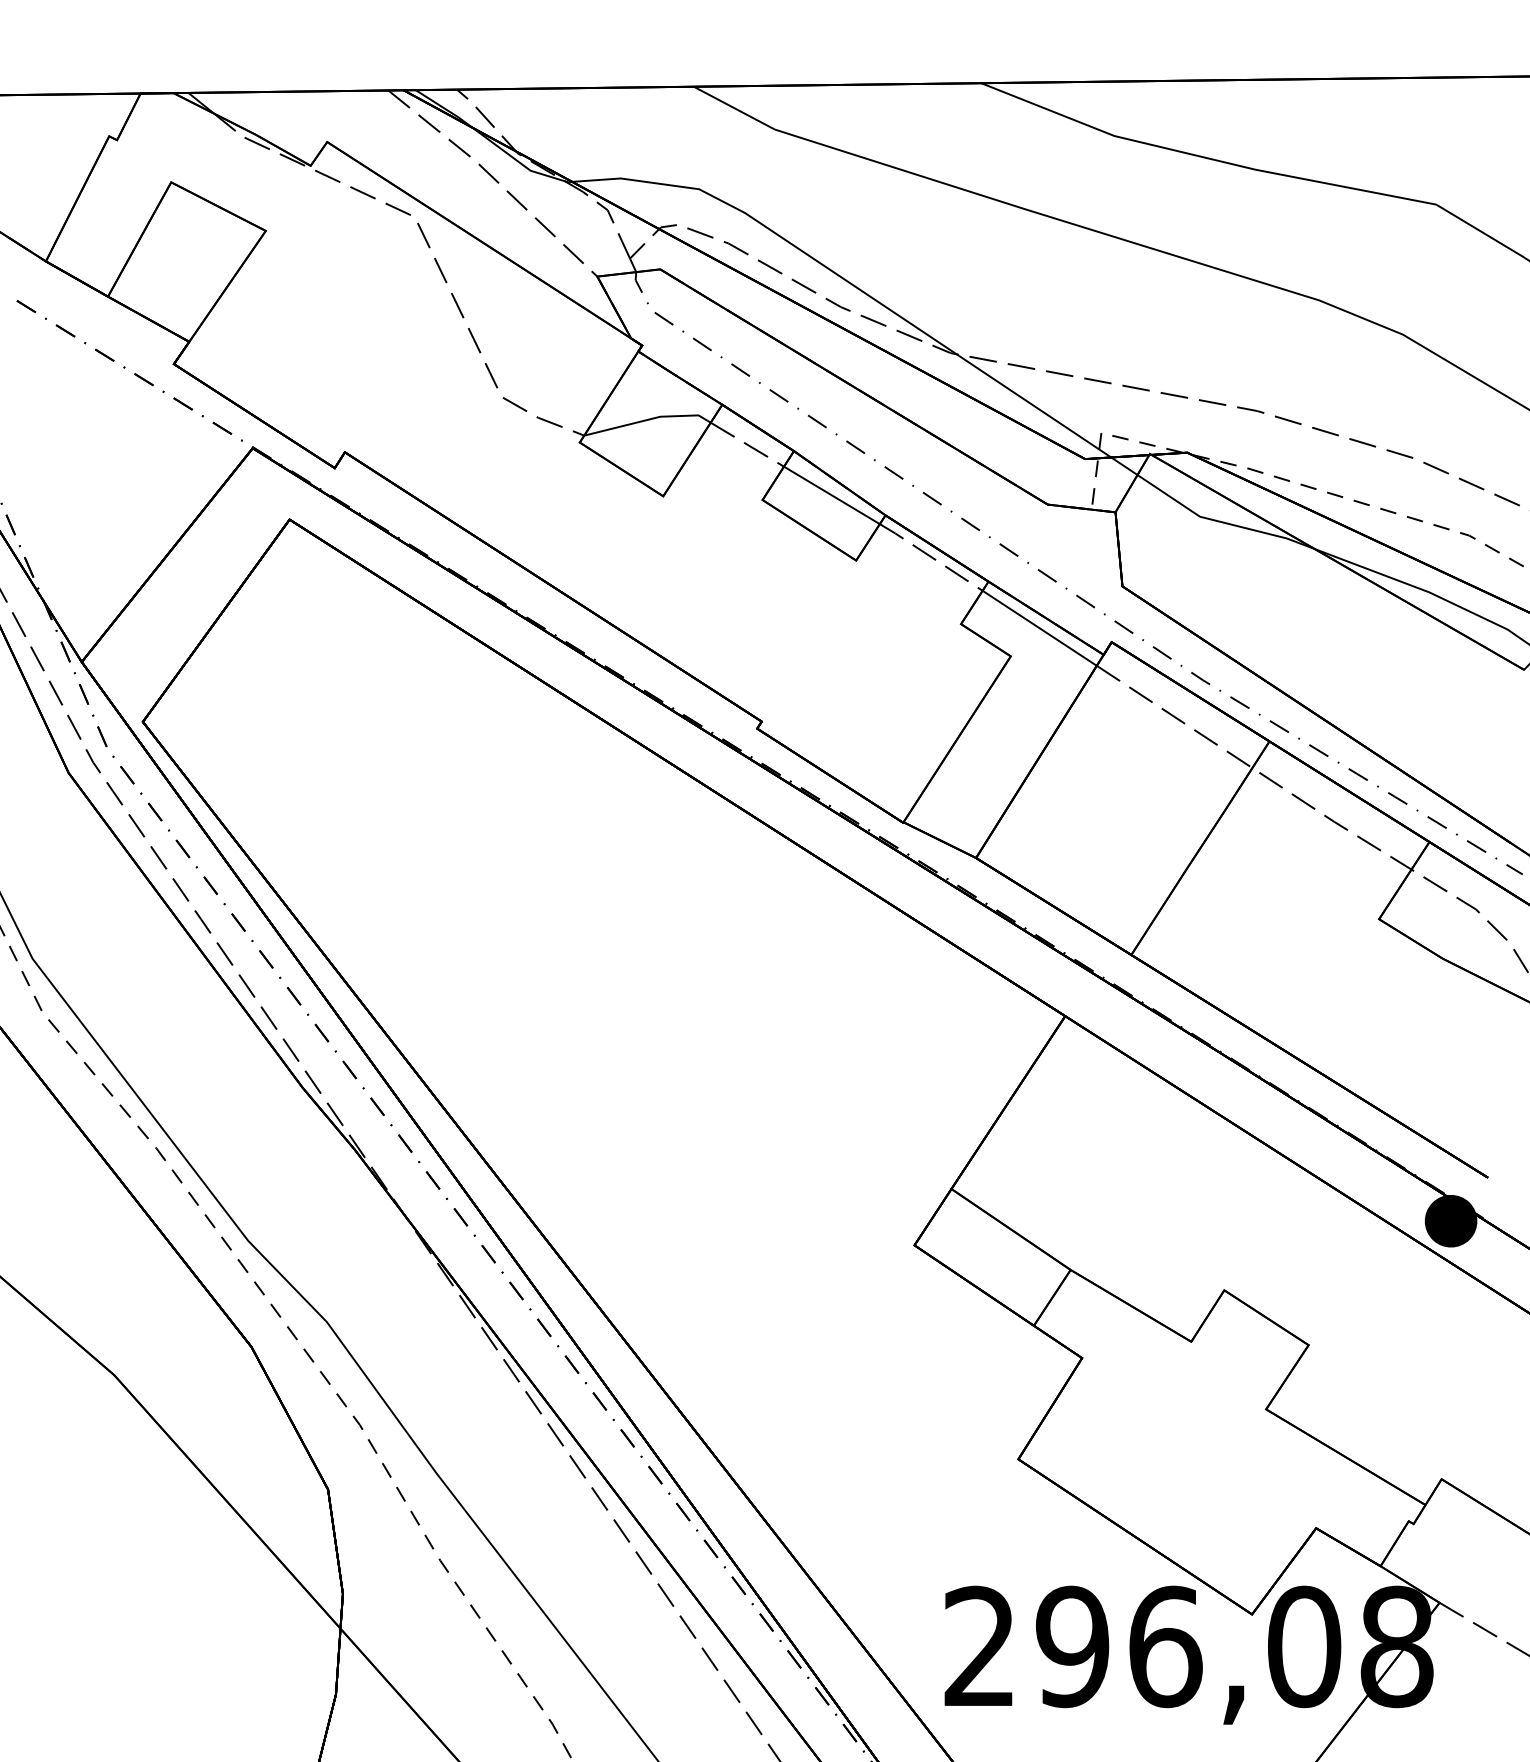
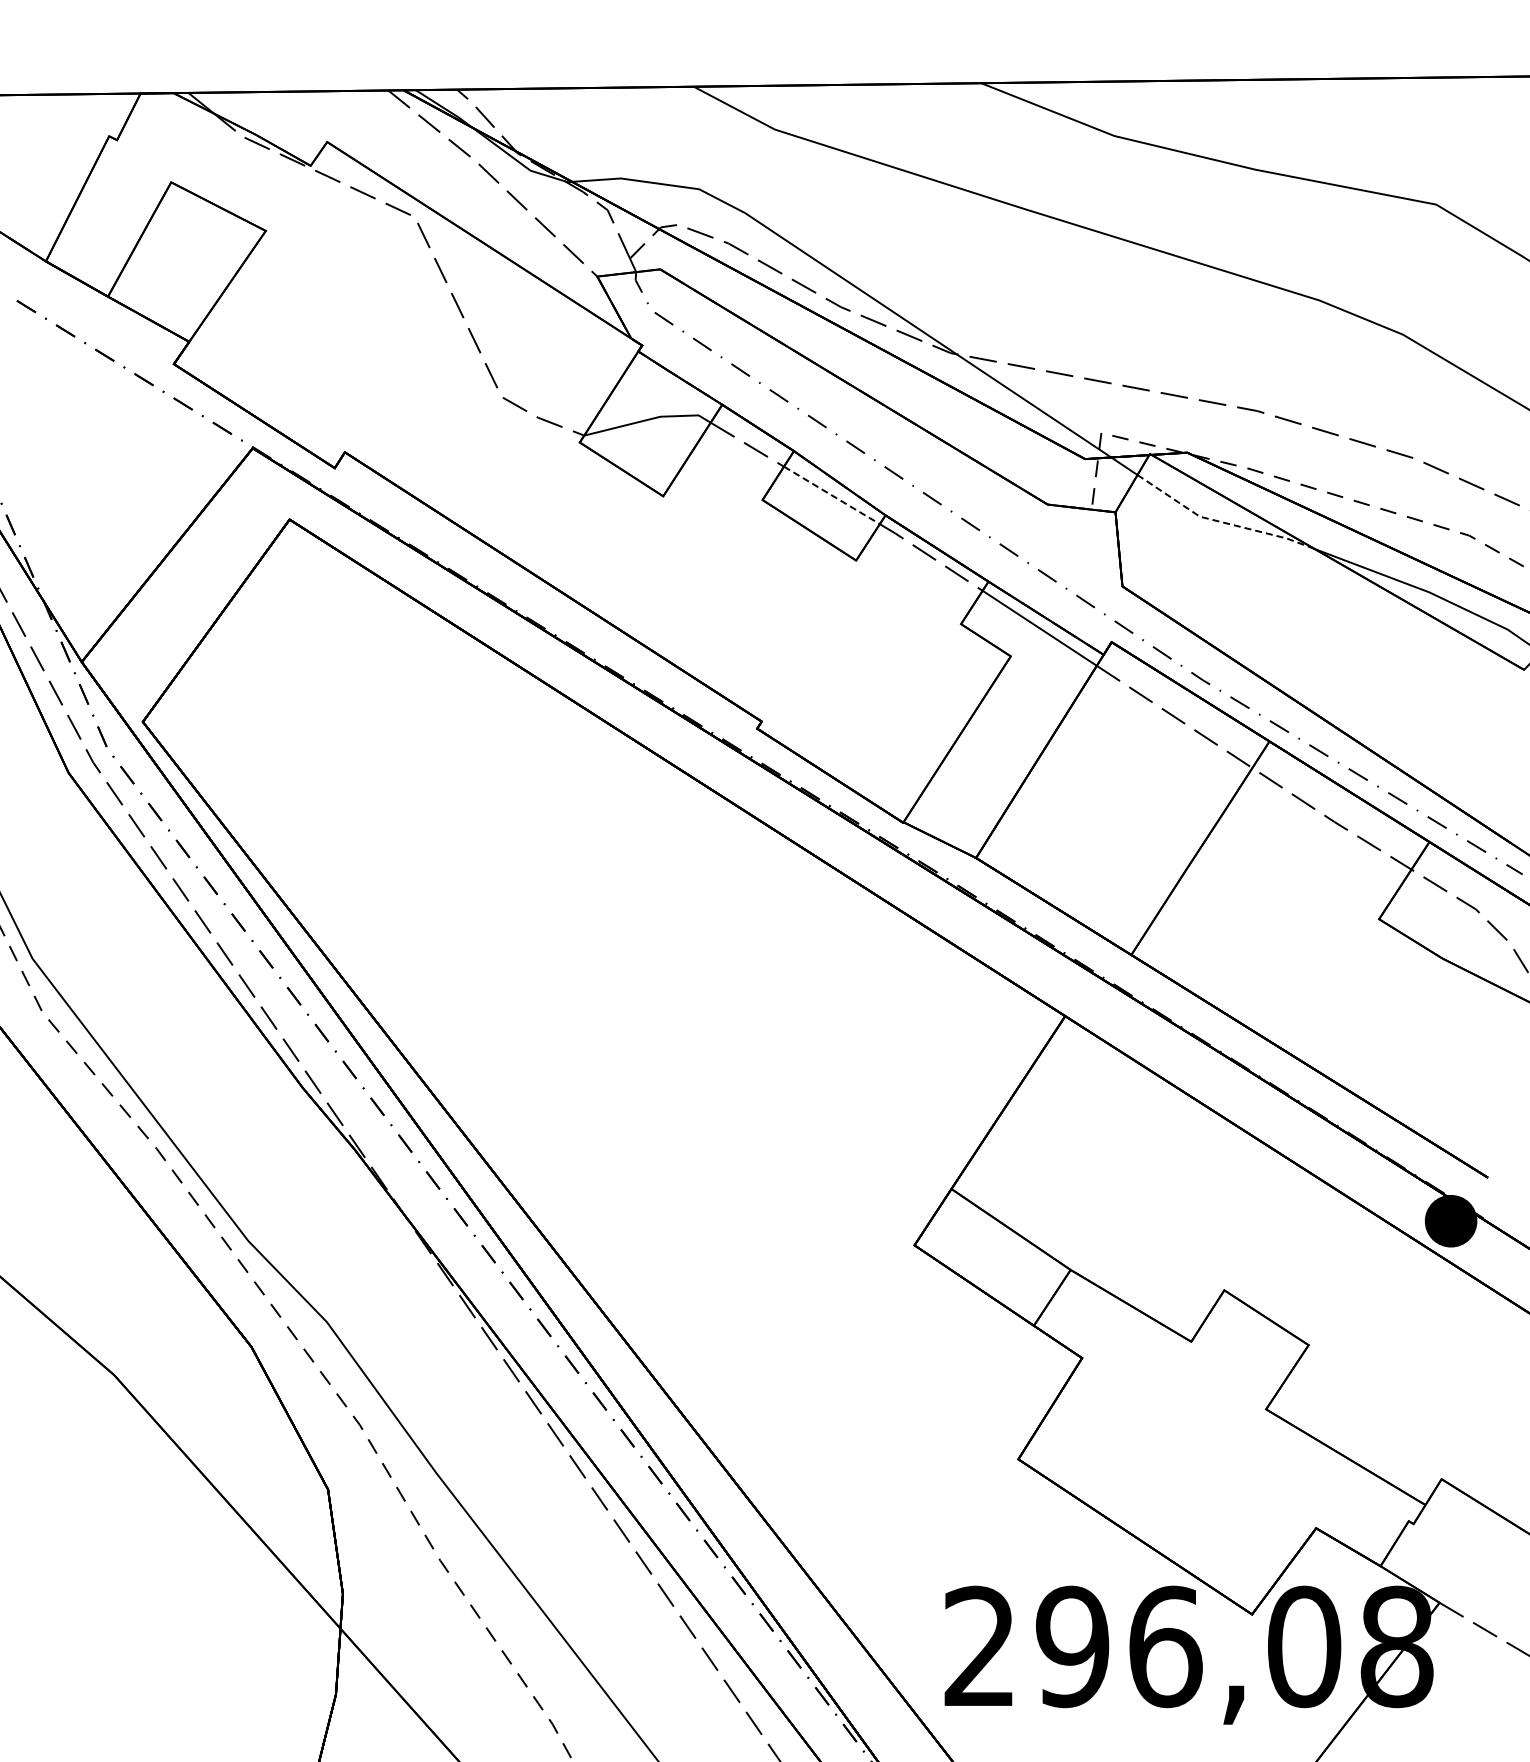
line: solid -> dashed (831, 495)
line: solid -> dashed (1221, 522)
